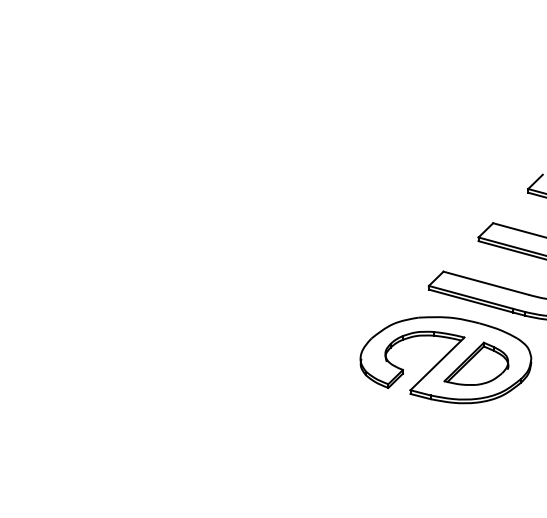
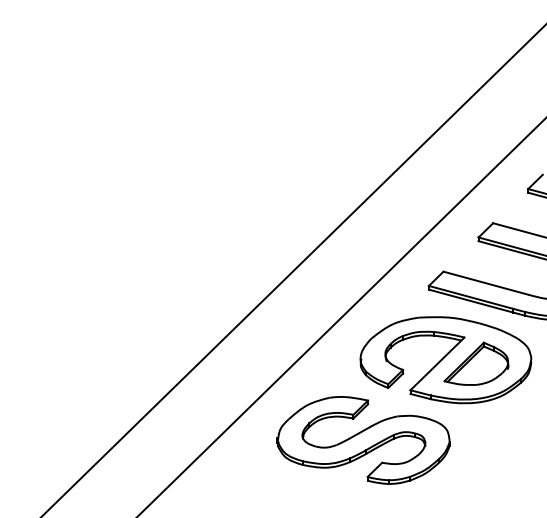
line: none -> present (293, 270)
line: none -> present (341, 317)
part: none -> present (363, 440)
